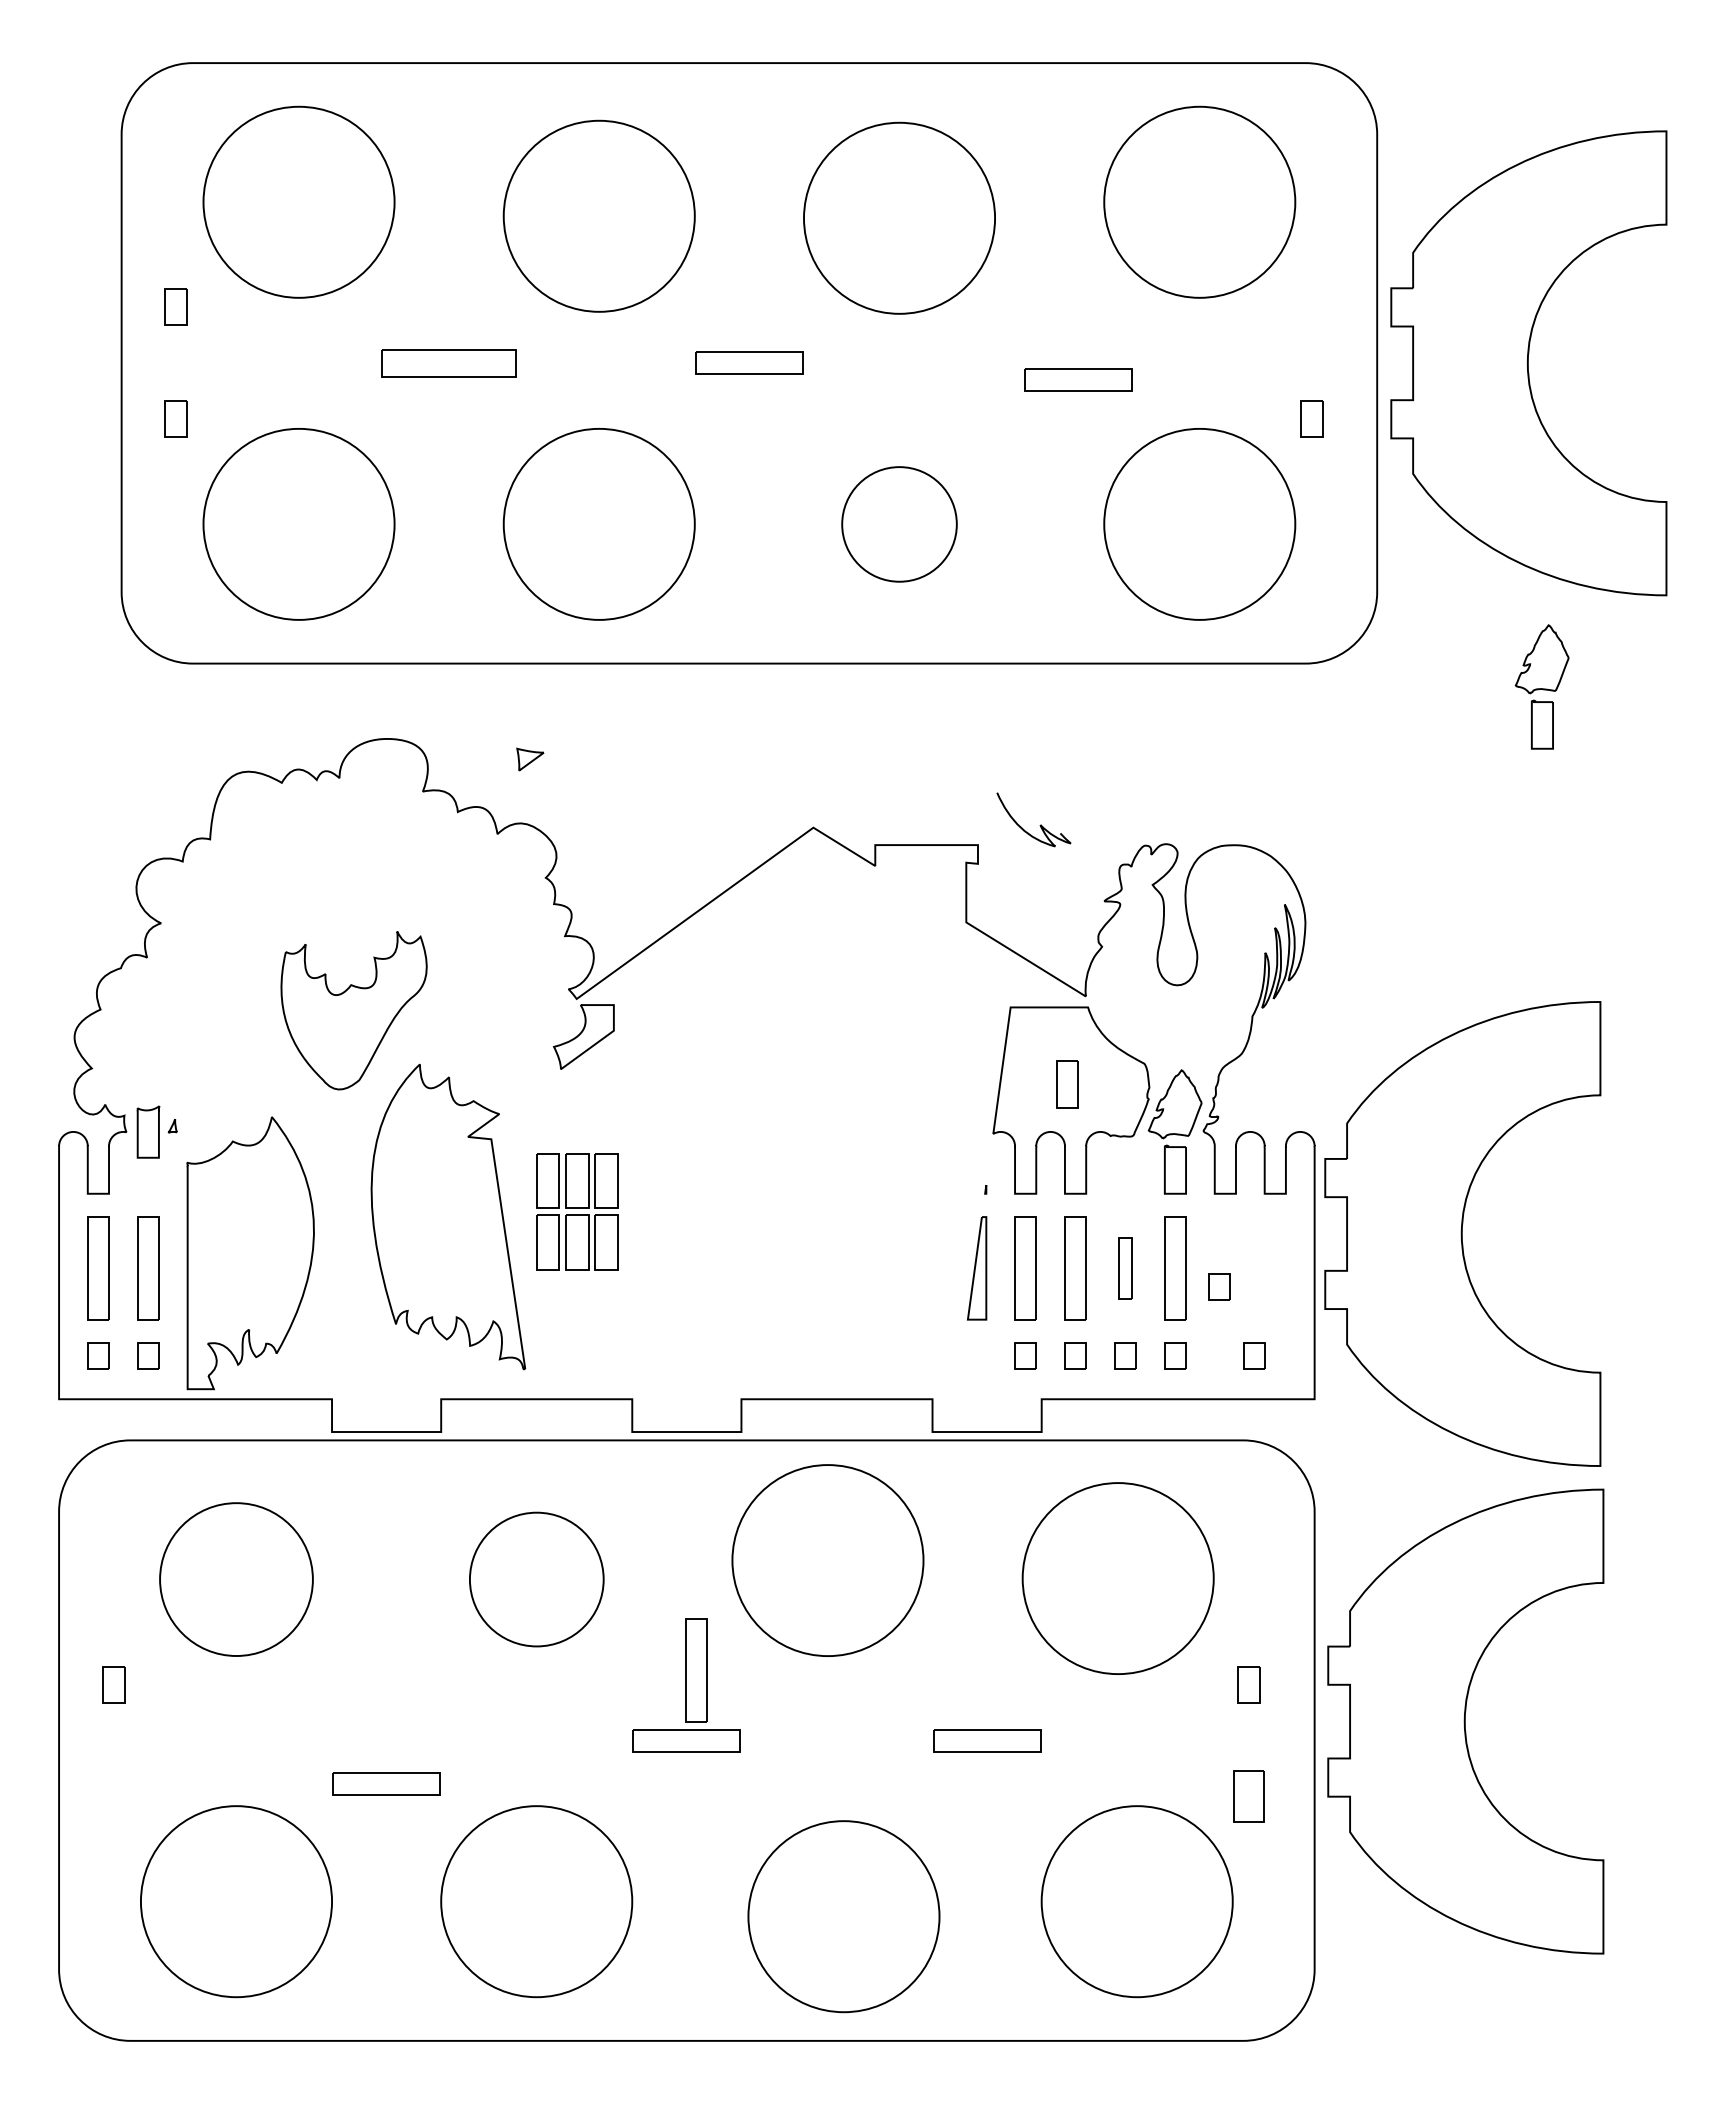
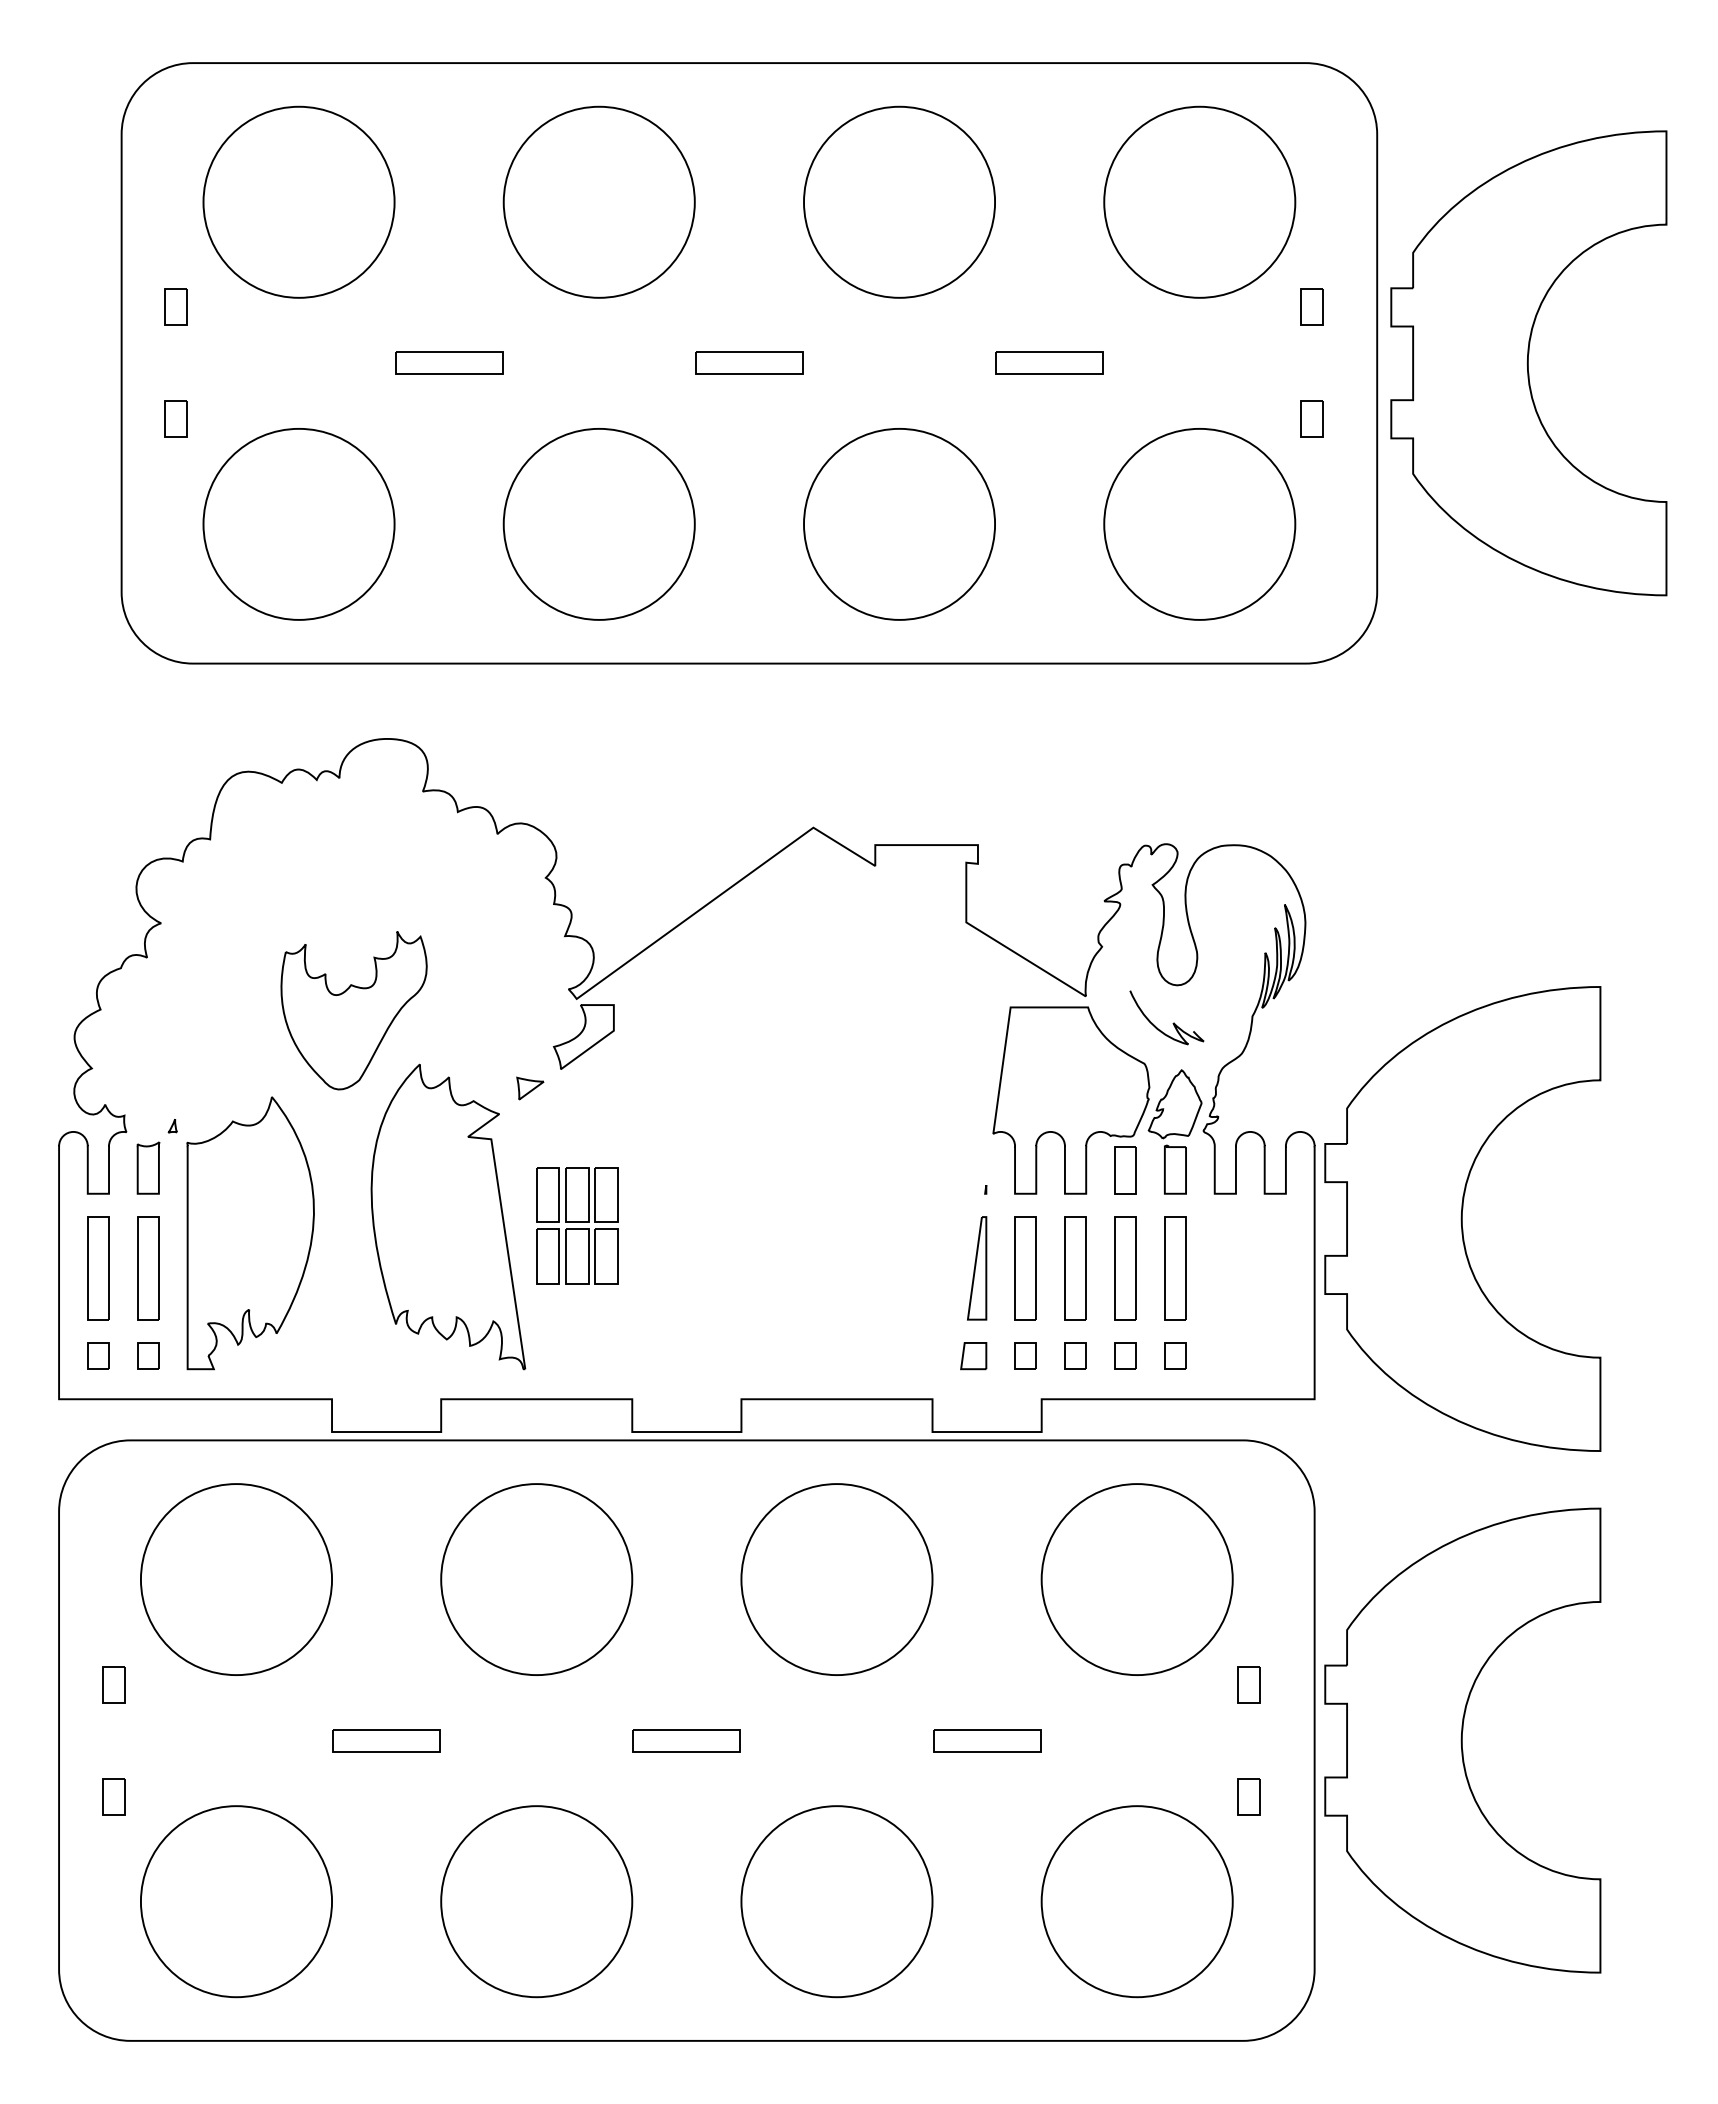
part position: (598, 215) -> (598, 201) (598, 201)
part position: (899, 217) -> (899, 201) (899, 201)
part: none -> present (1311, 306)
part size: 136x29 px -> 109x24 px (449, 362)
part position: (1078, 379) -> (1049, 362) (1049, 362)
part size: 117x117 px -> 193x193 px (899, 524)
part: present -> none (1541, 686)
part position: (530, 759) -> (530, 1088) (530, 1088)
curve position: (1039, 825) -> (1172, 1023) (1172, 1023)
part position: (1067, 1084) -> (1125, 1170) (1125, 1170)
part position: (148, 1131) -> (148, 1167) (148, 1167)
part position: (577, 1211) -> (577, 1225) (577, 1225)
part position: (1462, 1233) -> (1462, 1218) (1462, 1218)
part position: (250, 1253) -> (250, 1233) (250, 1233)
part size: 15x63 px -> 23x105 px (1125, 1268)
part: present -> none (1219, 1286)
part: present -> none (1254, 1355)
part: none -> present (973, 1356)
part position: (827, 1560) -> (836, 1579) (836, 1579)
part position: (1117, 1578) -> (1136, 1579) (1136, 1579)
part size: 155x155 px -> 193x193 px (236, 1579)
part size: 136x137 px -> 194x193 px (536, 1579)
part: present -> none (696, 1670)
part position: (1465, 1721) -> (1462, 1740) (1462, 1740)
part position: (386, 1783) -> (386, 1740) (386, 1740)
part: none -> present (113, 1796)
part size: 32x53 px -> 24x38 px (1248, 1796)
part position: (843, 1916) -> (836, 1901) (836, 1901)
